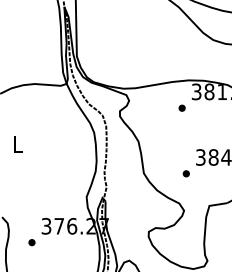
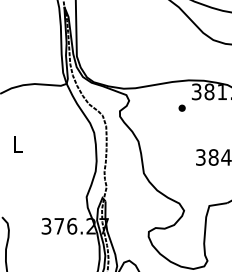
part: present -> none (185, 173)
part: present -> none (31, 242)
